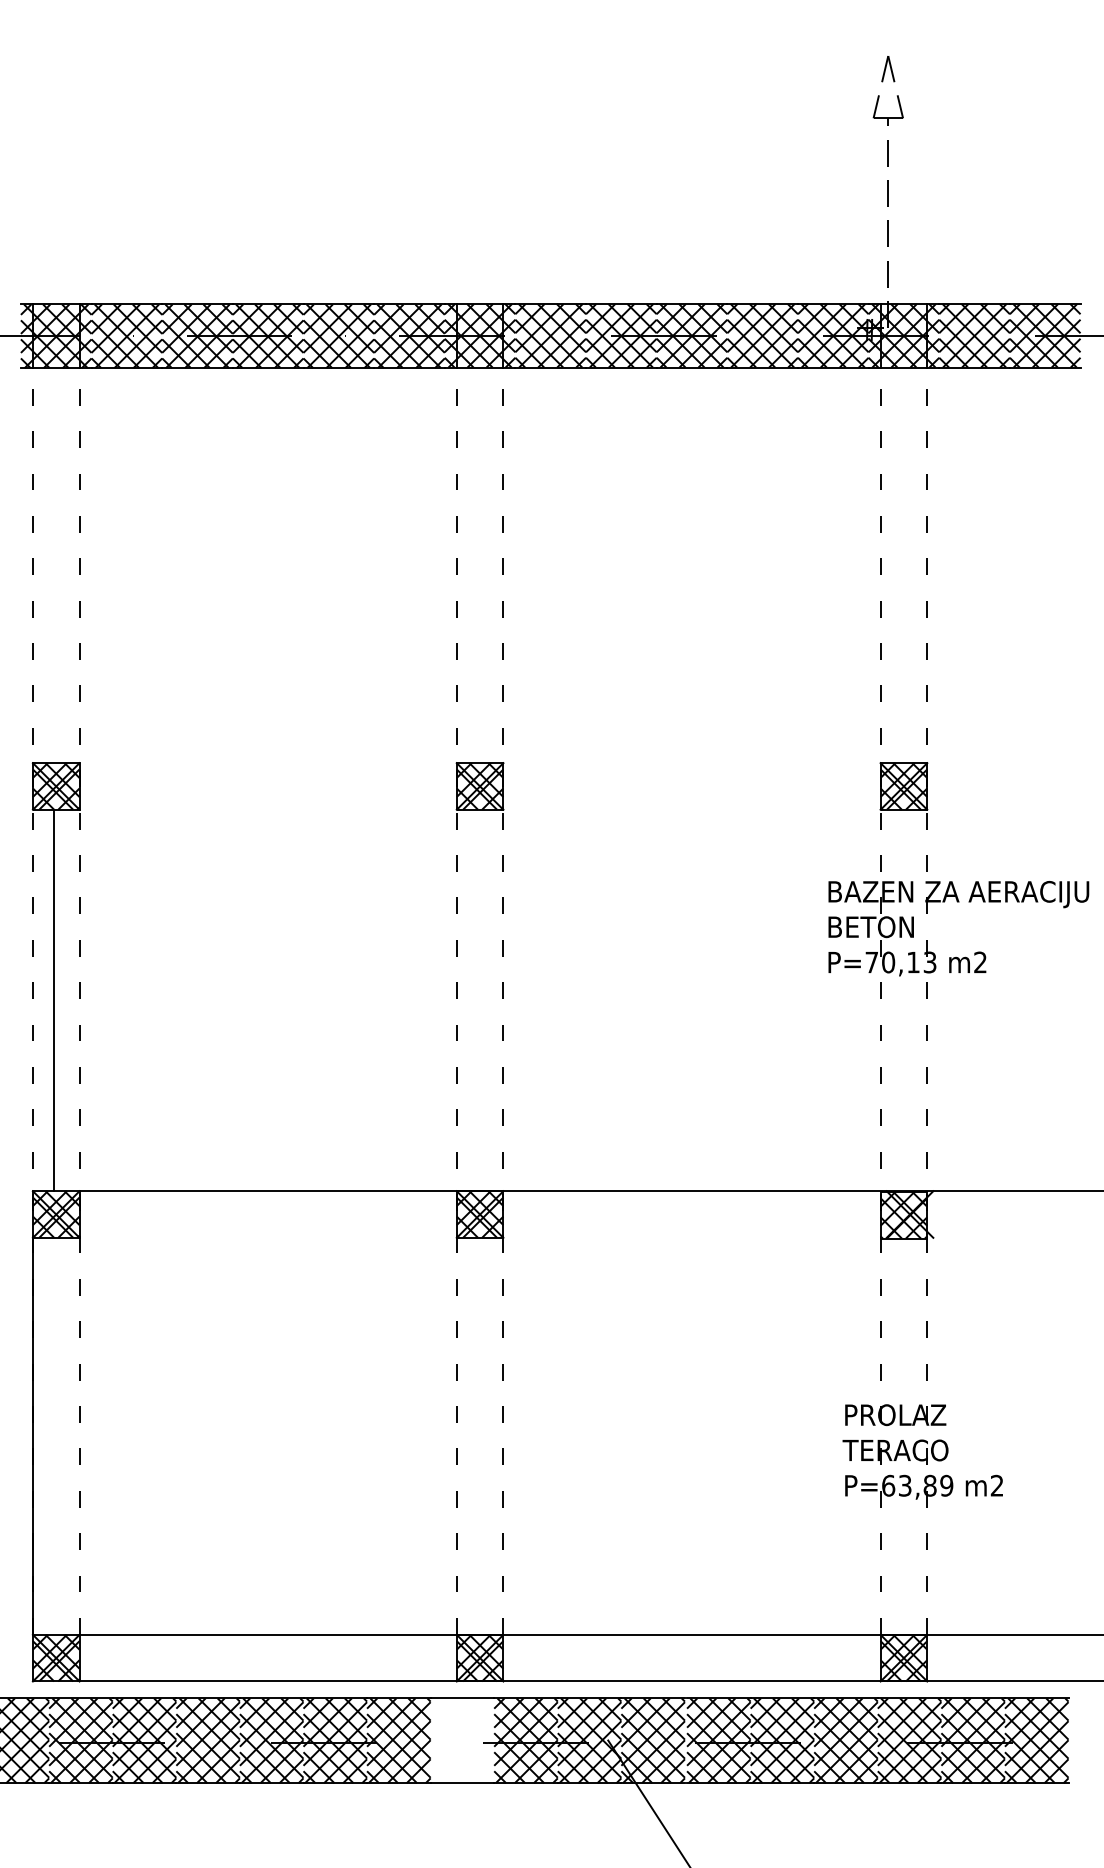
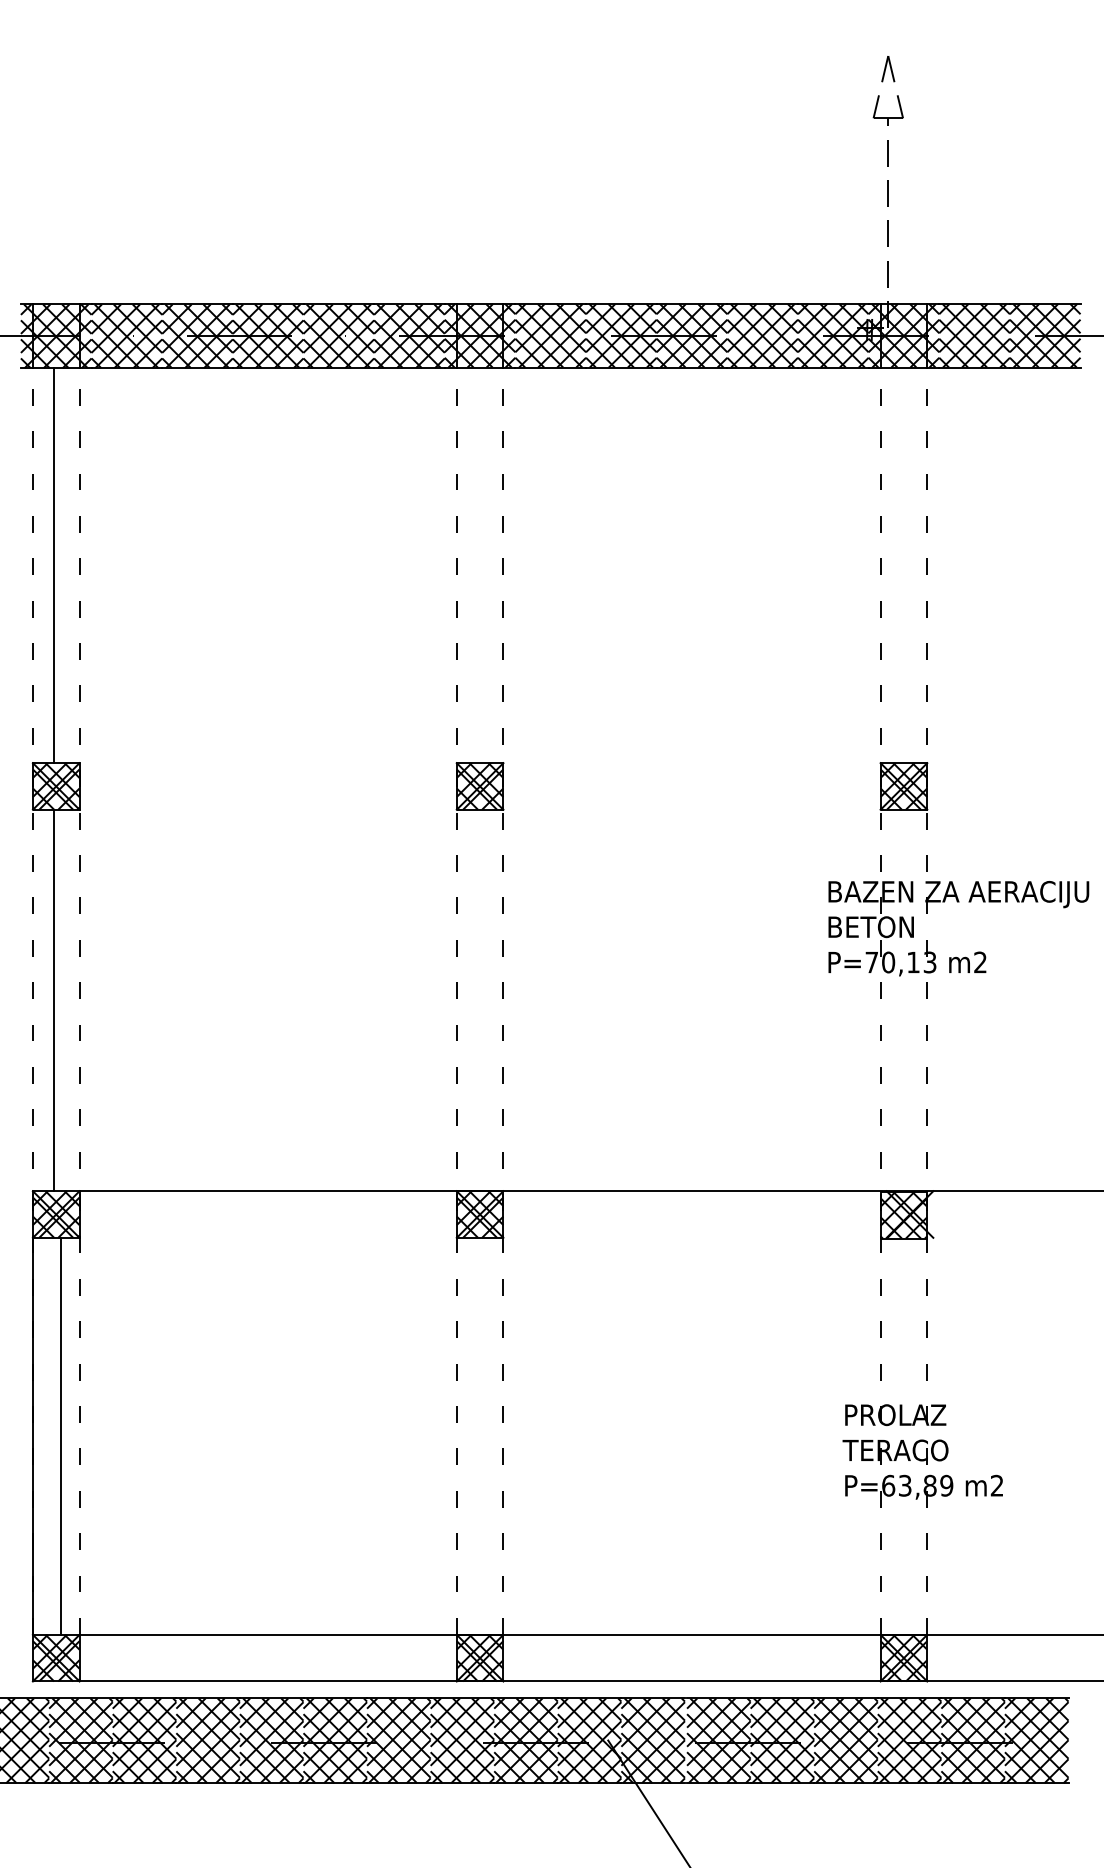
line: none -> present (54, 565)
line: none -> present (61, 1435)
hatch: none -> present (462, 1740)
